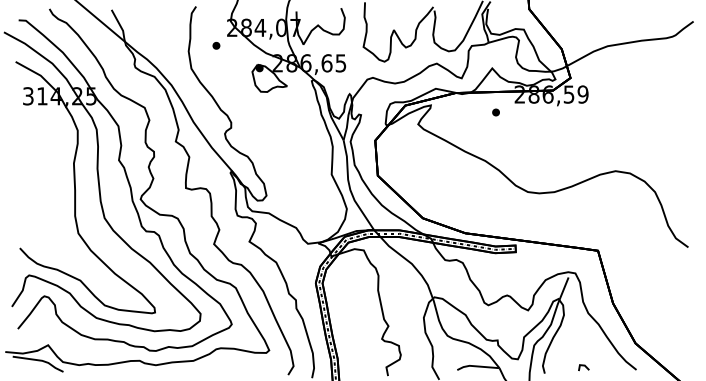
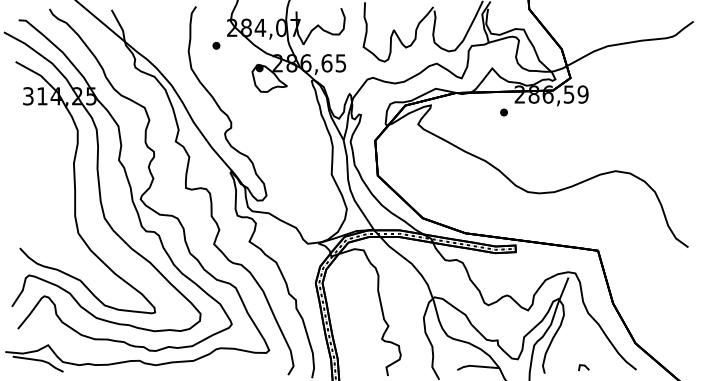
part position: (495, 112) -> (503, 112) (503, 112)
